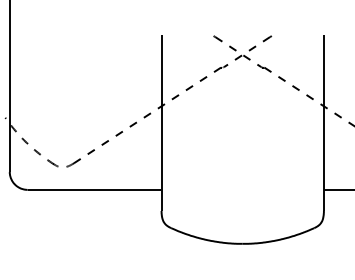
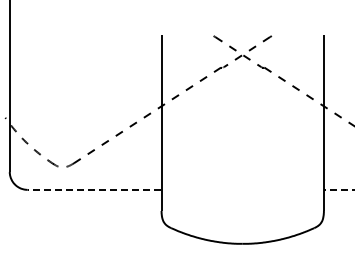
line: solid -> dashed (94, 189)
line: solid -> dashed (338, 189)
